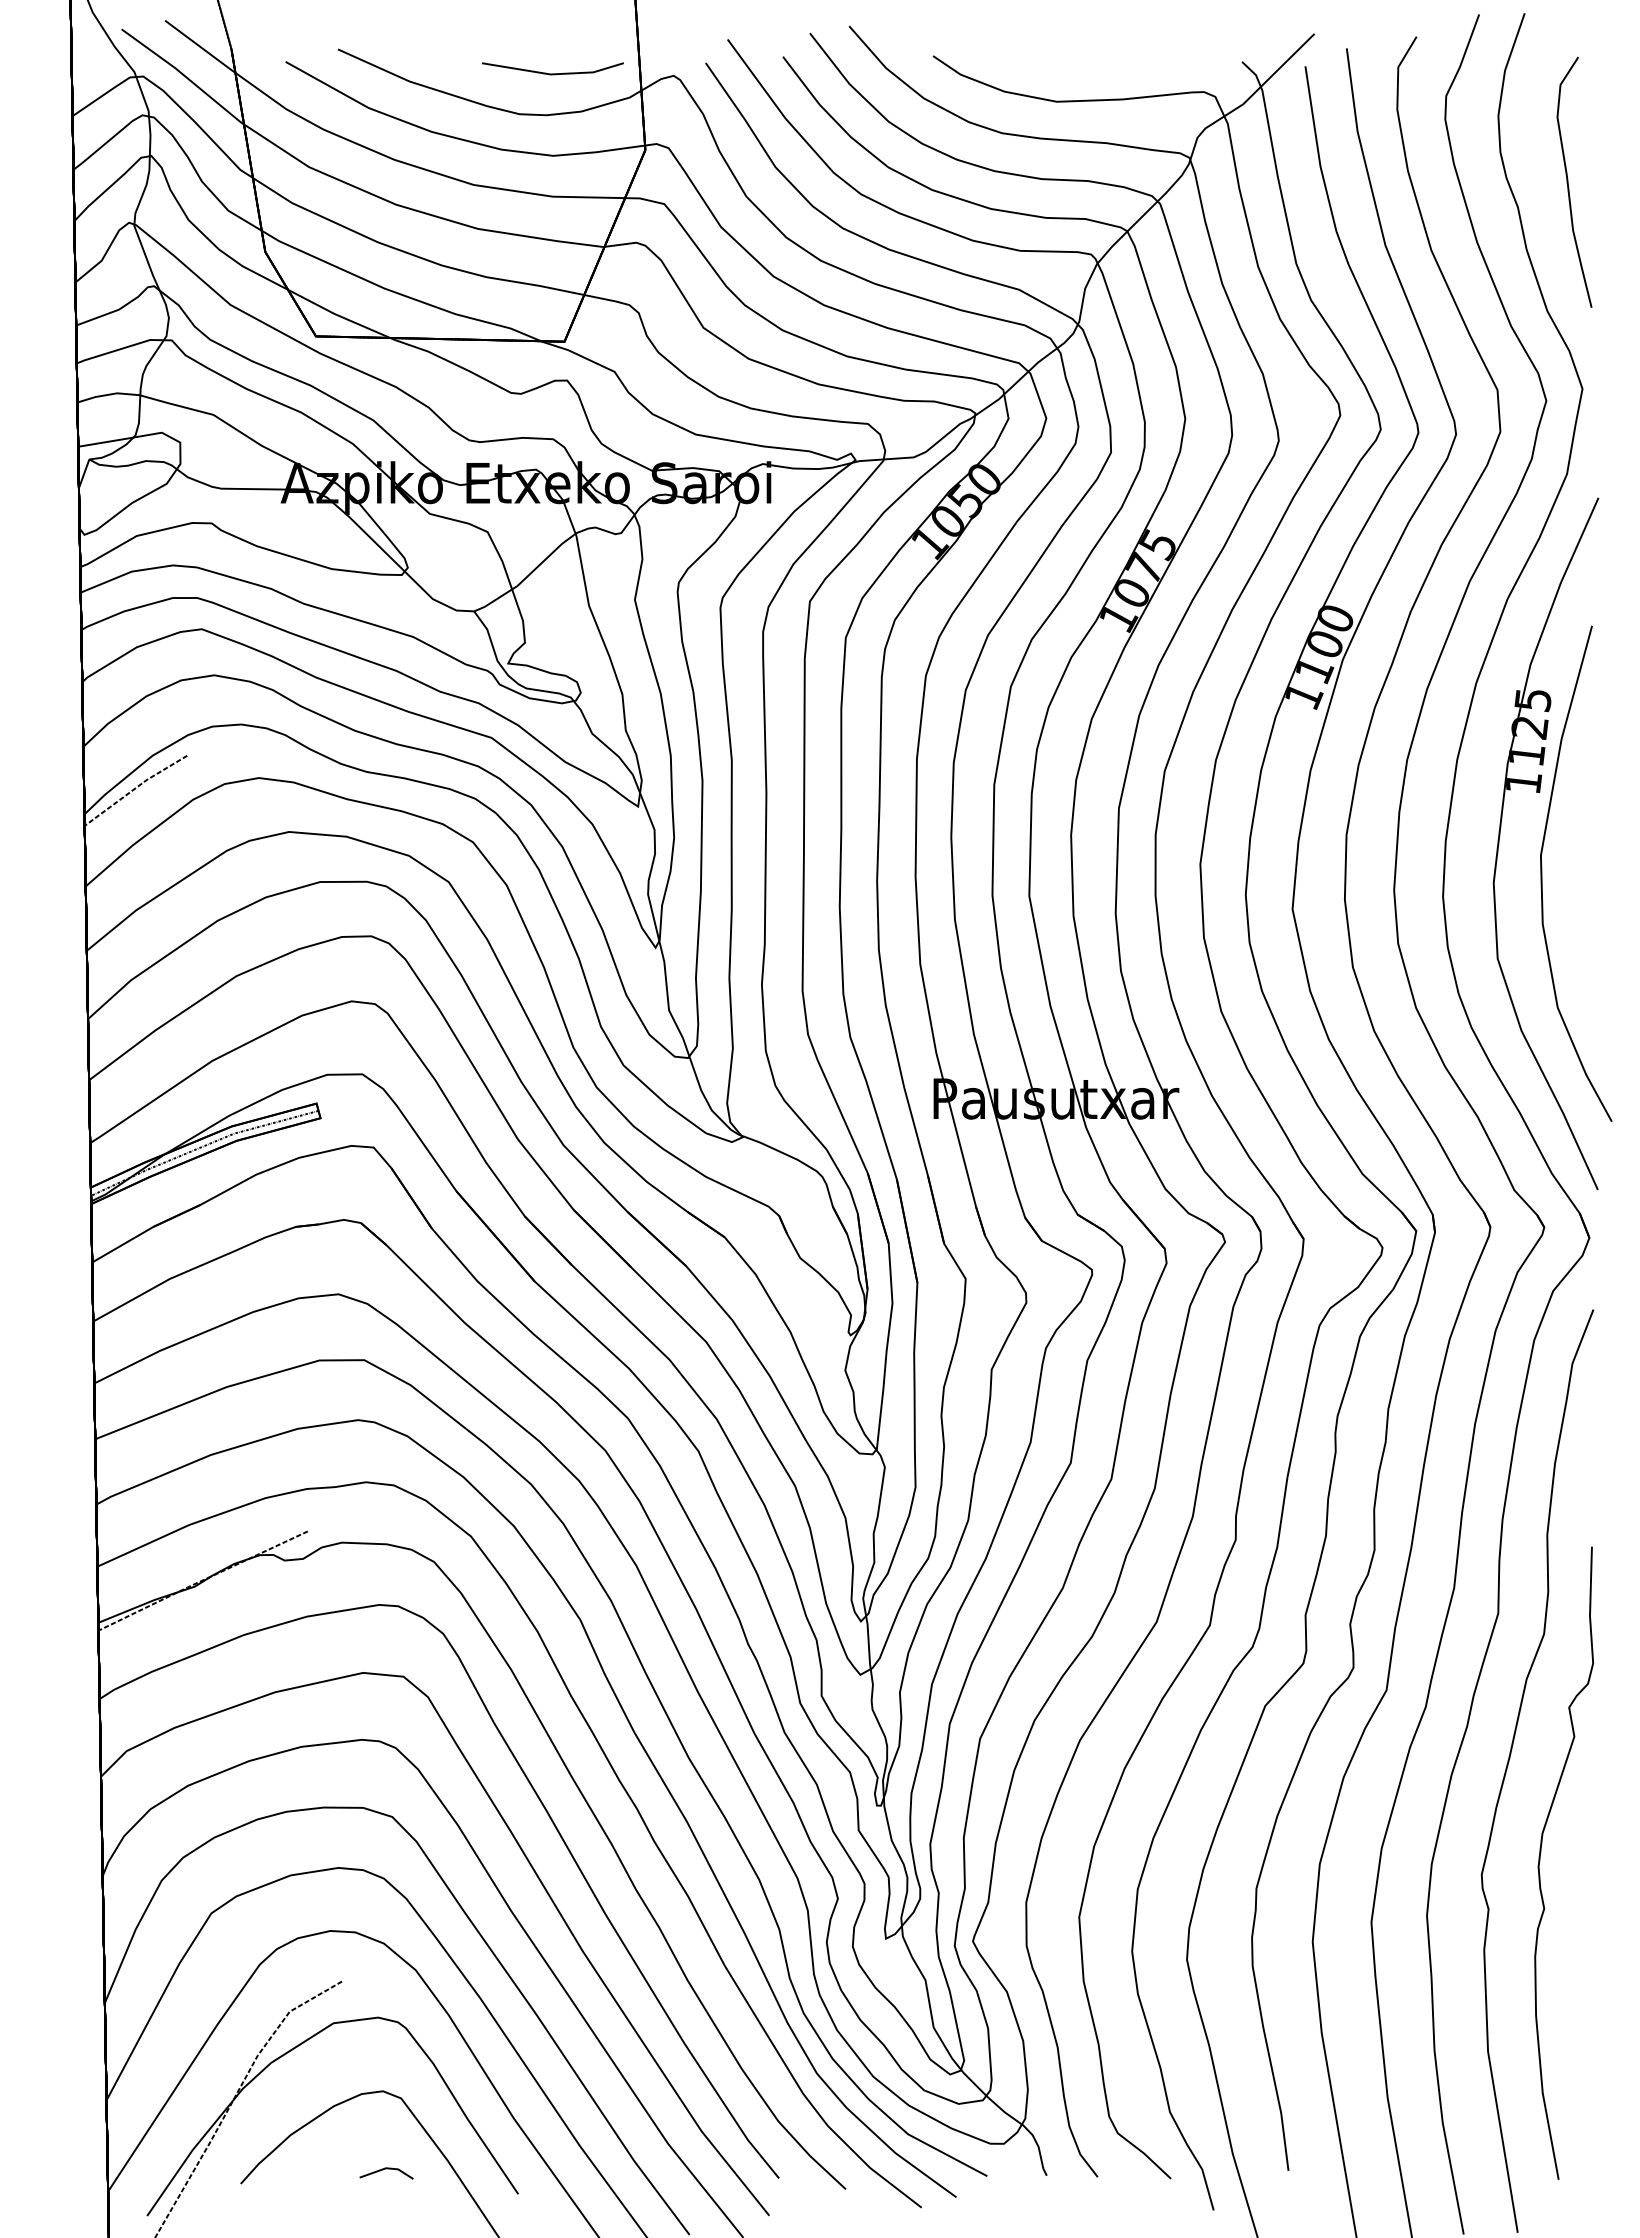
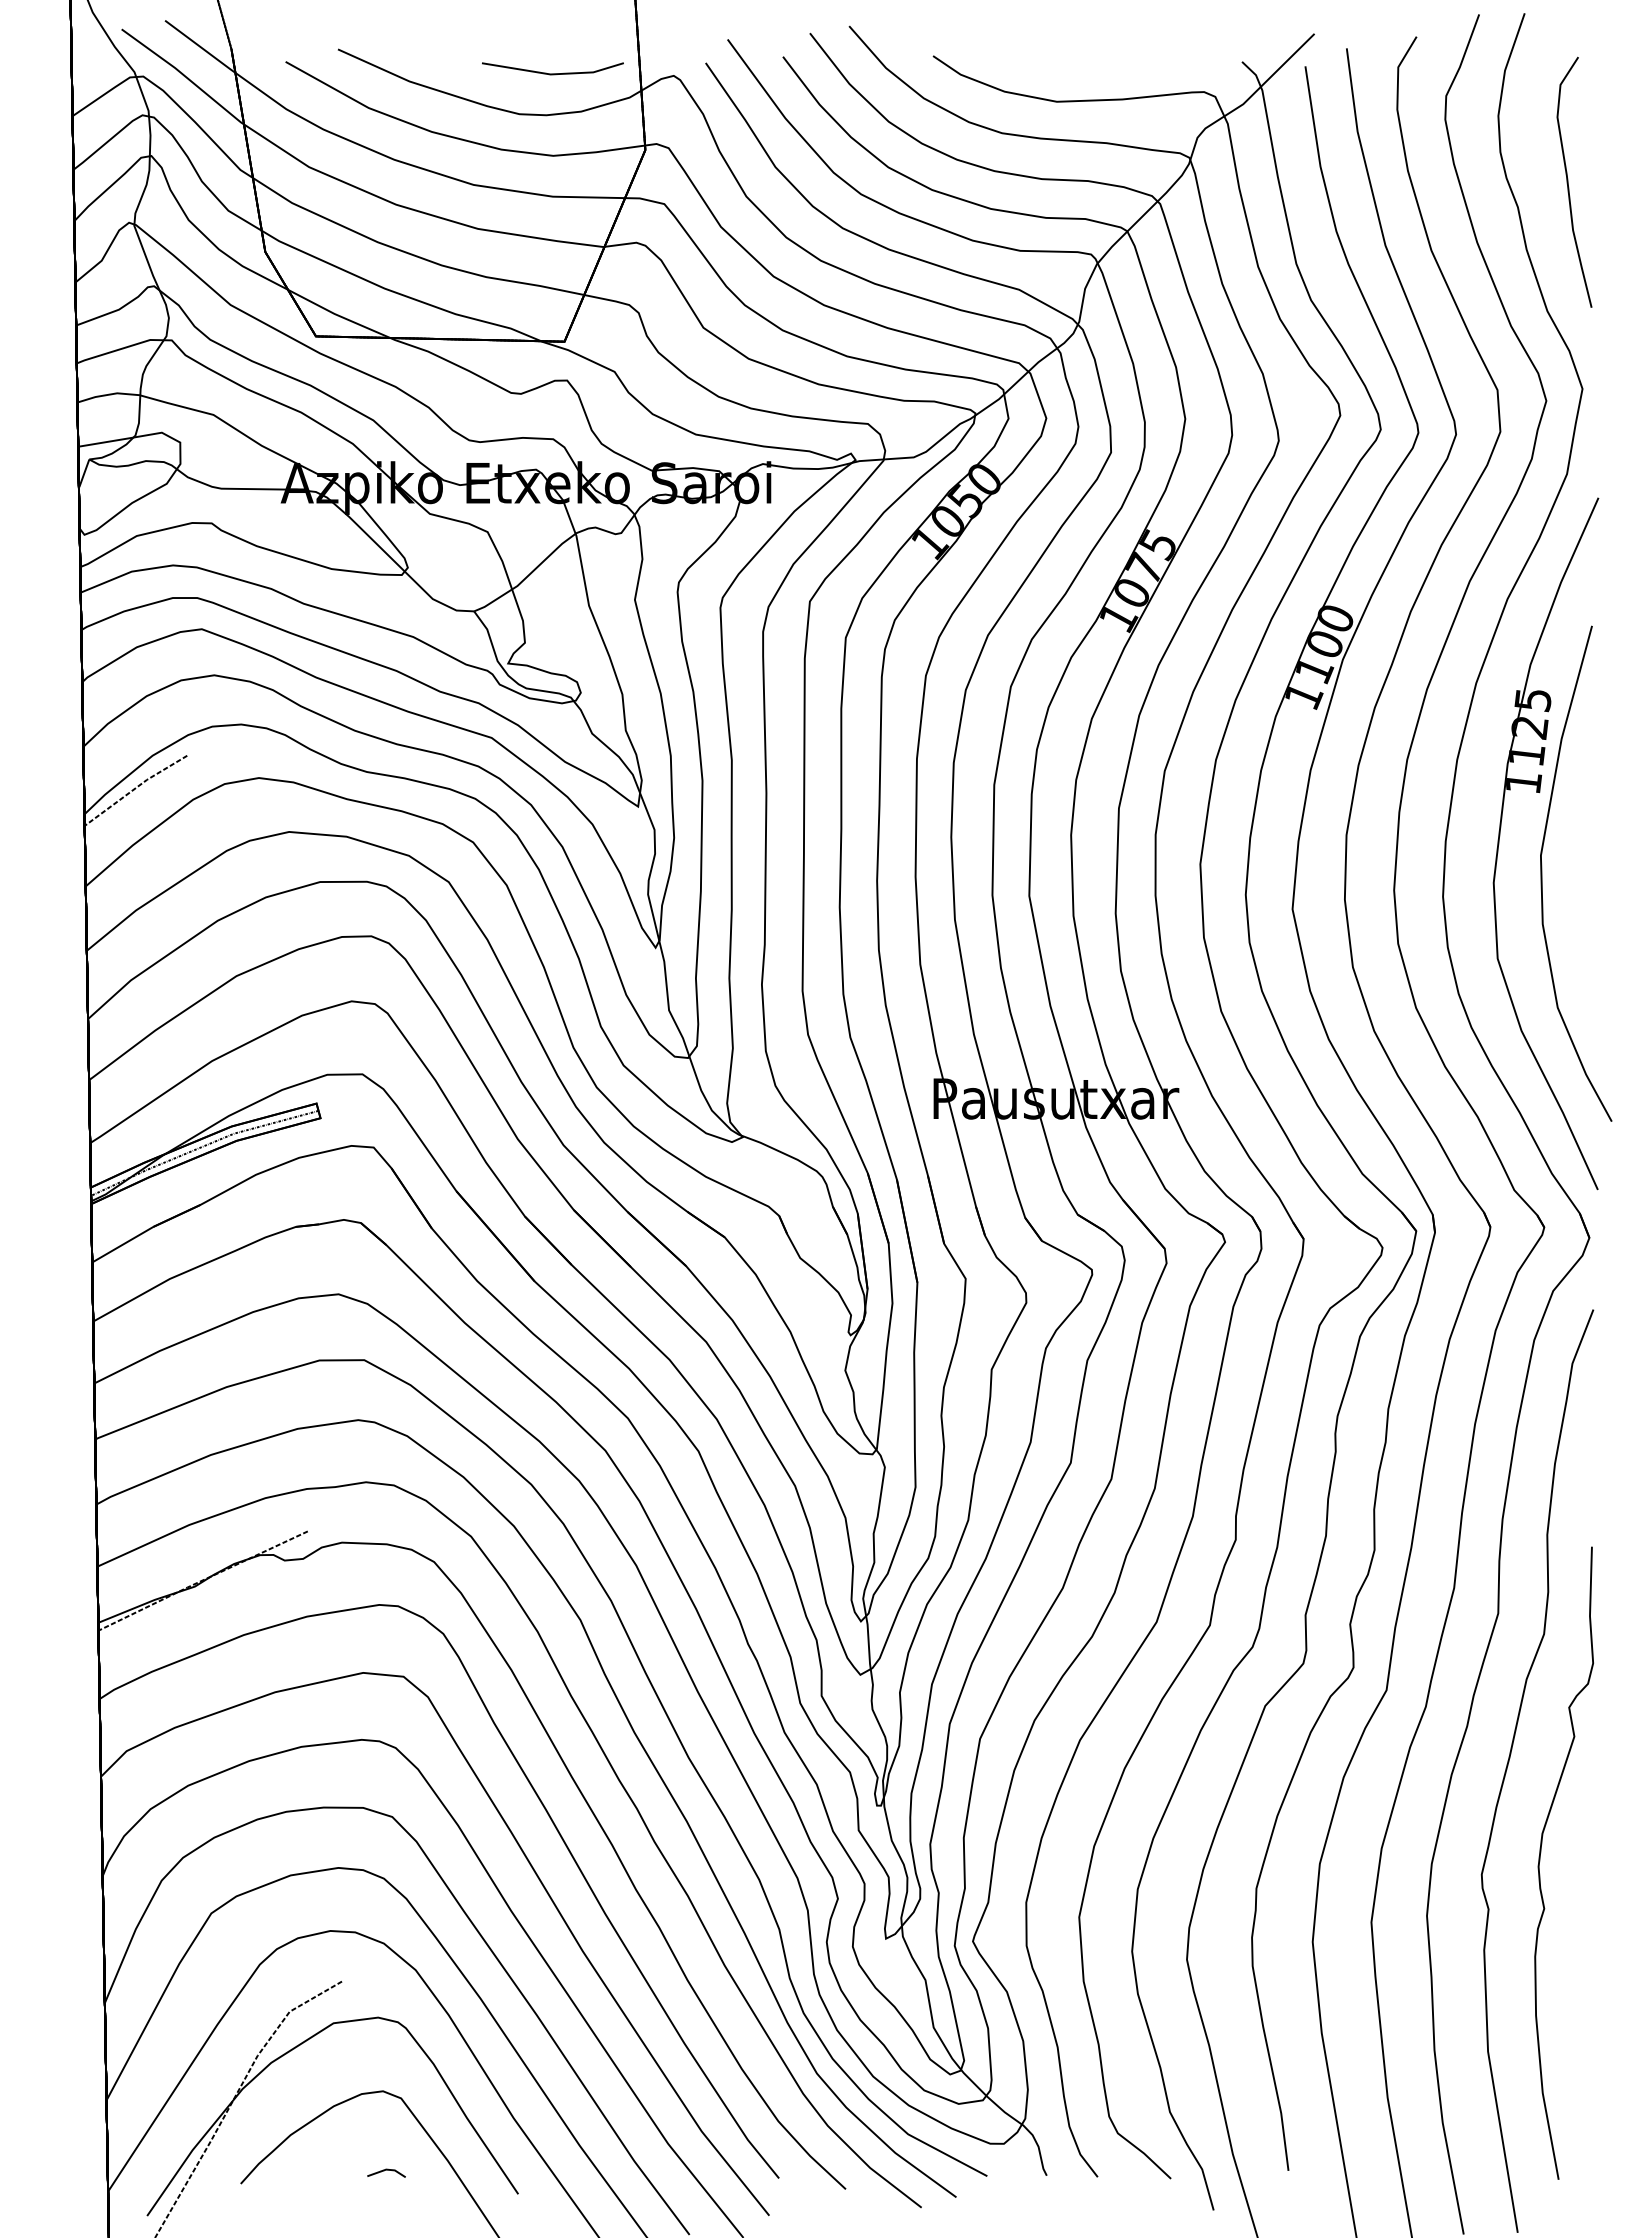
part size: 55x13 px -> 39x10 px (386, 2172)
